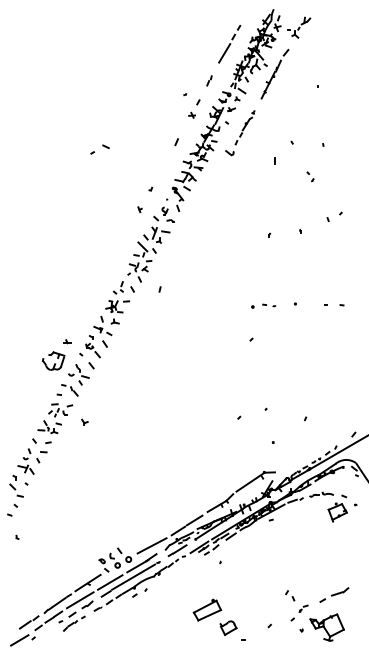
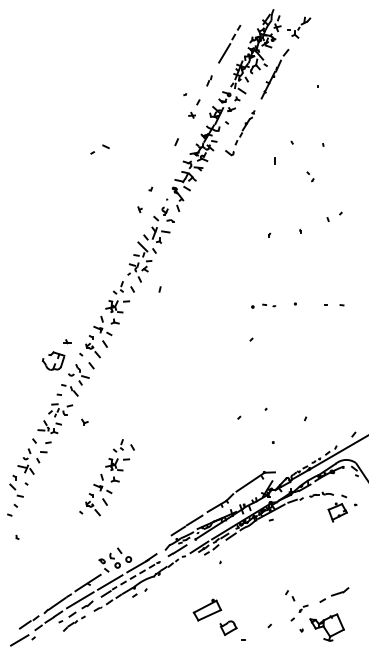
part: none -> present (106, 477)
line: present -> none (151, 545)
line: solid -> dashed (133, 577)
